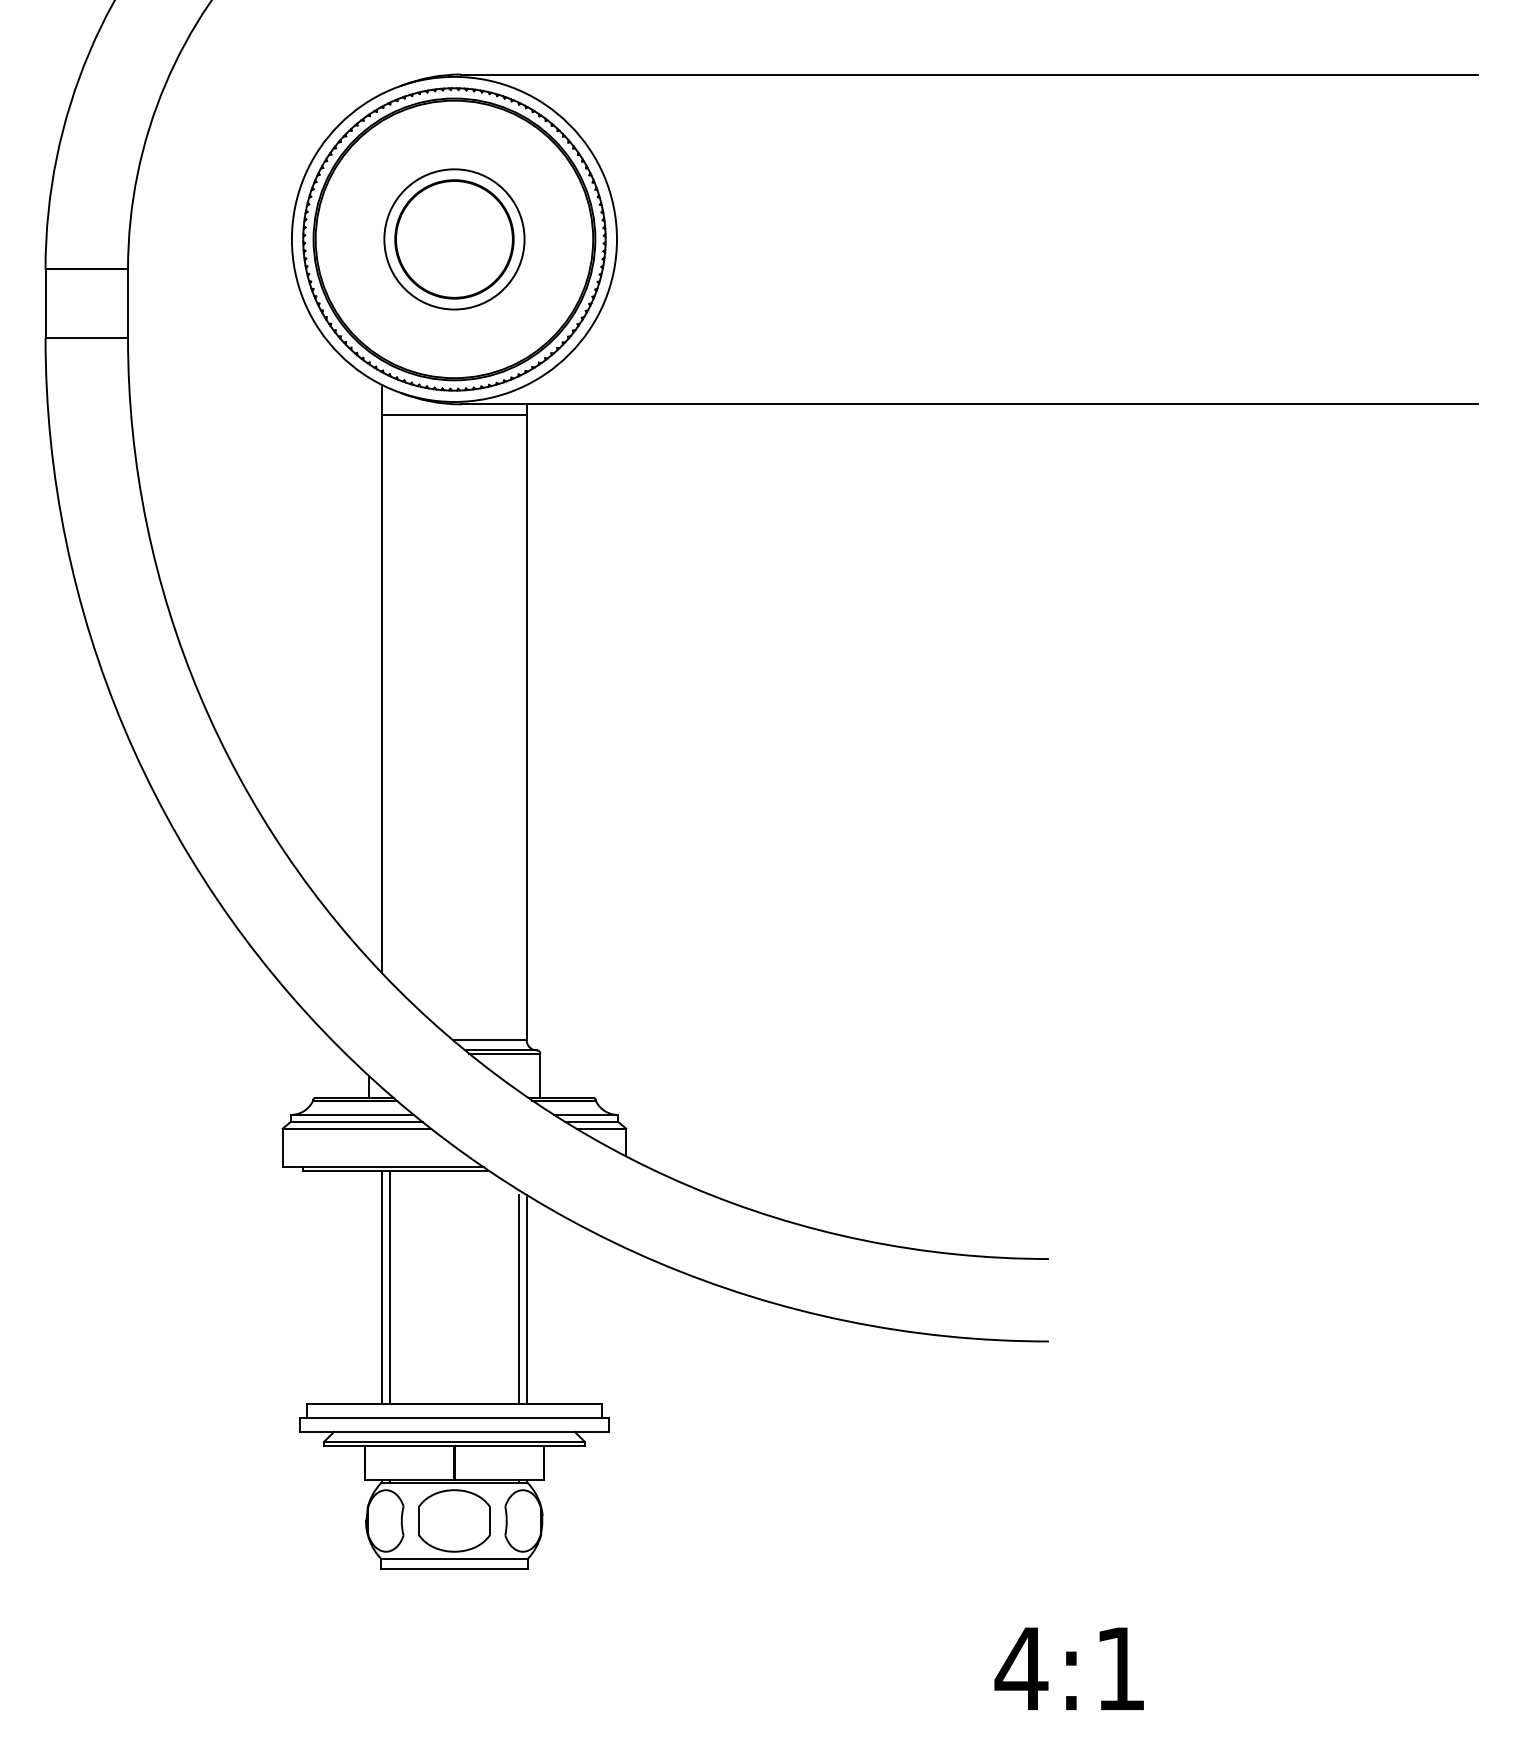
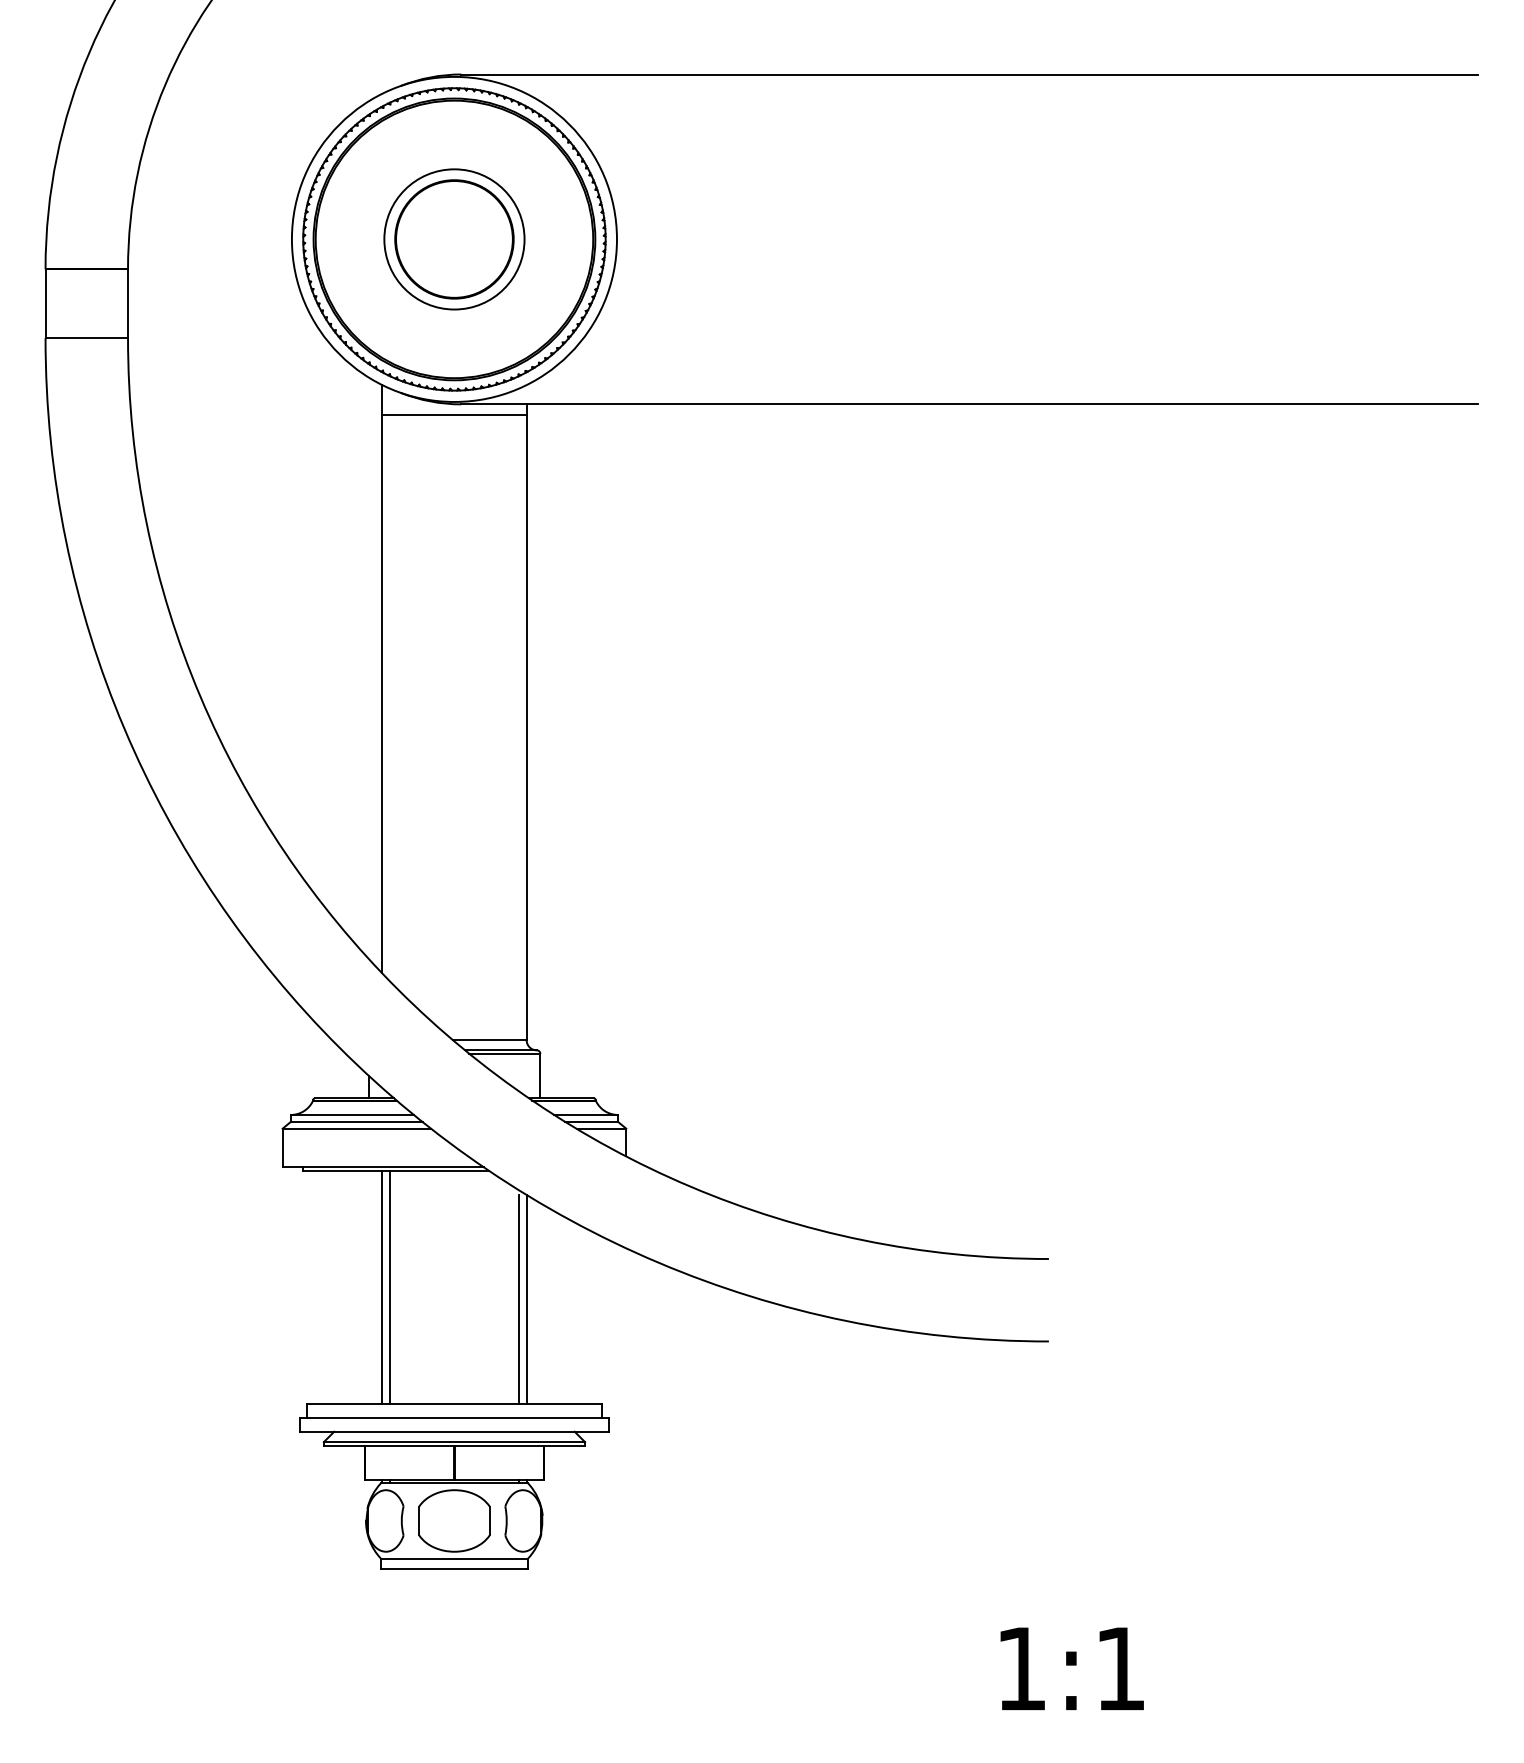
text: 4:1 -> 1:1 (1021, 1668)
